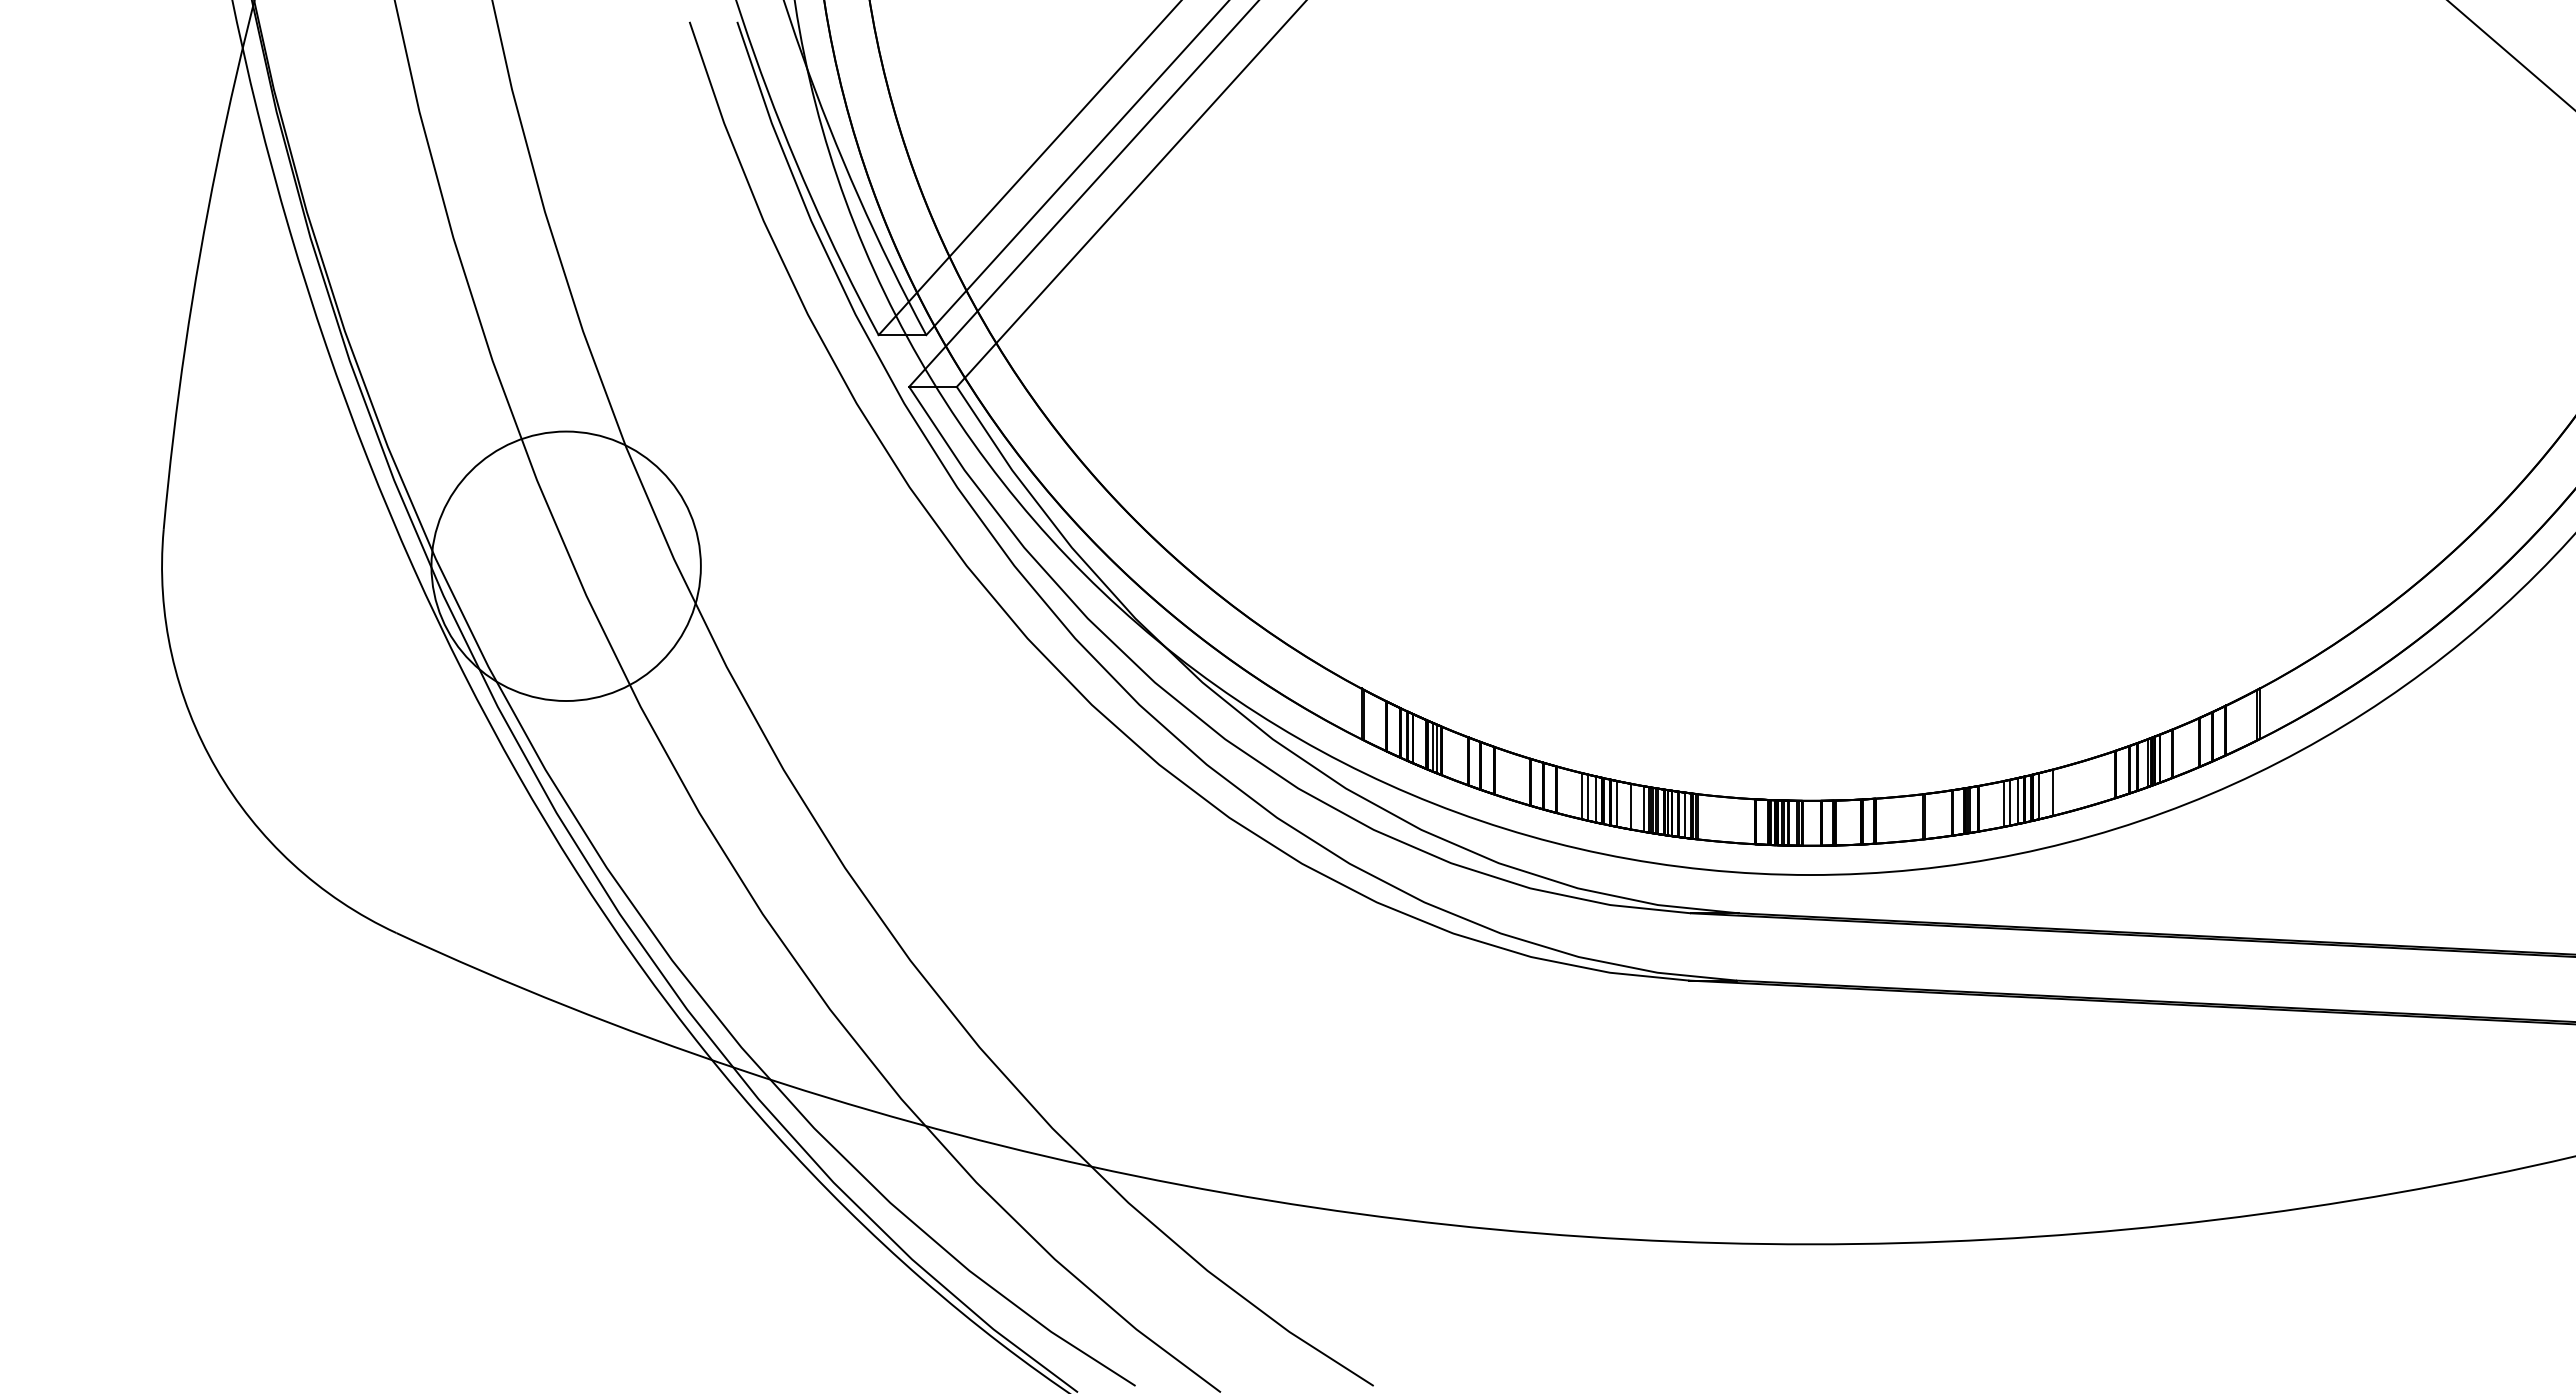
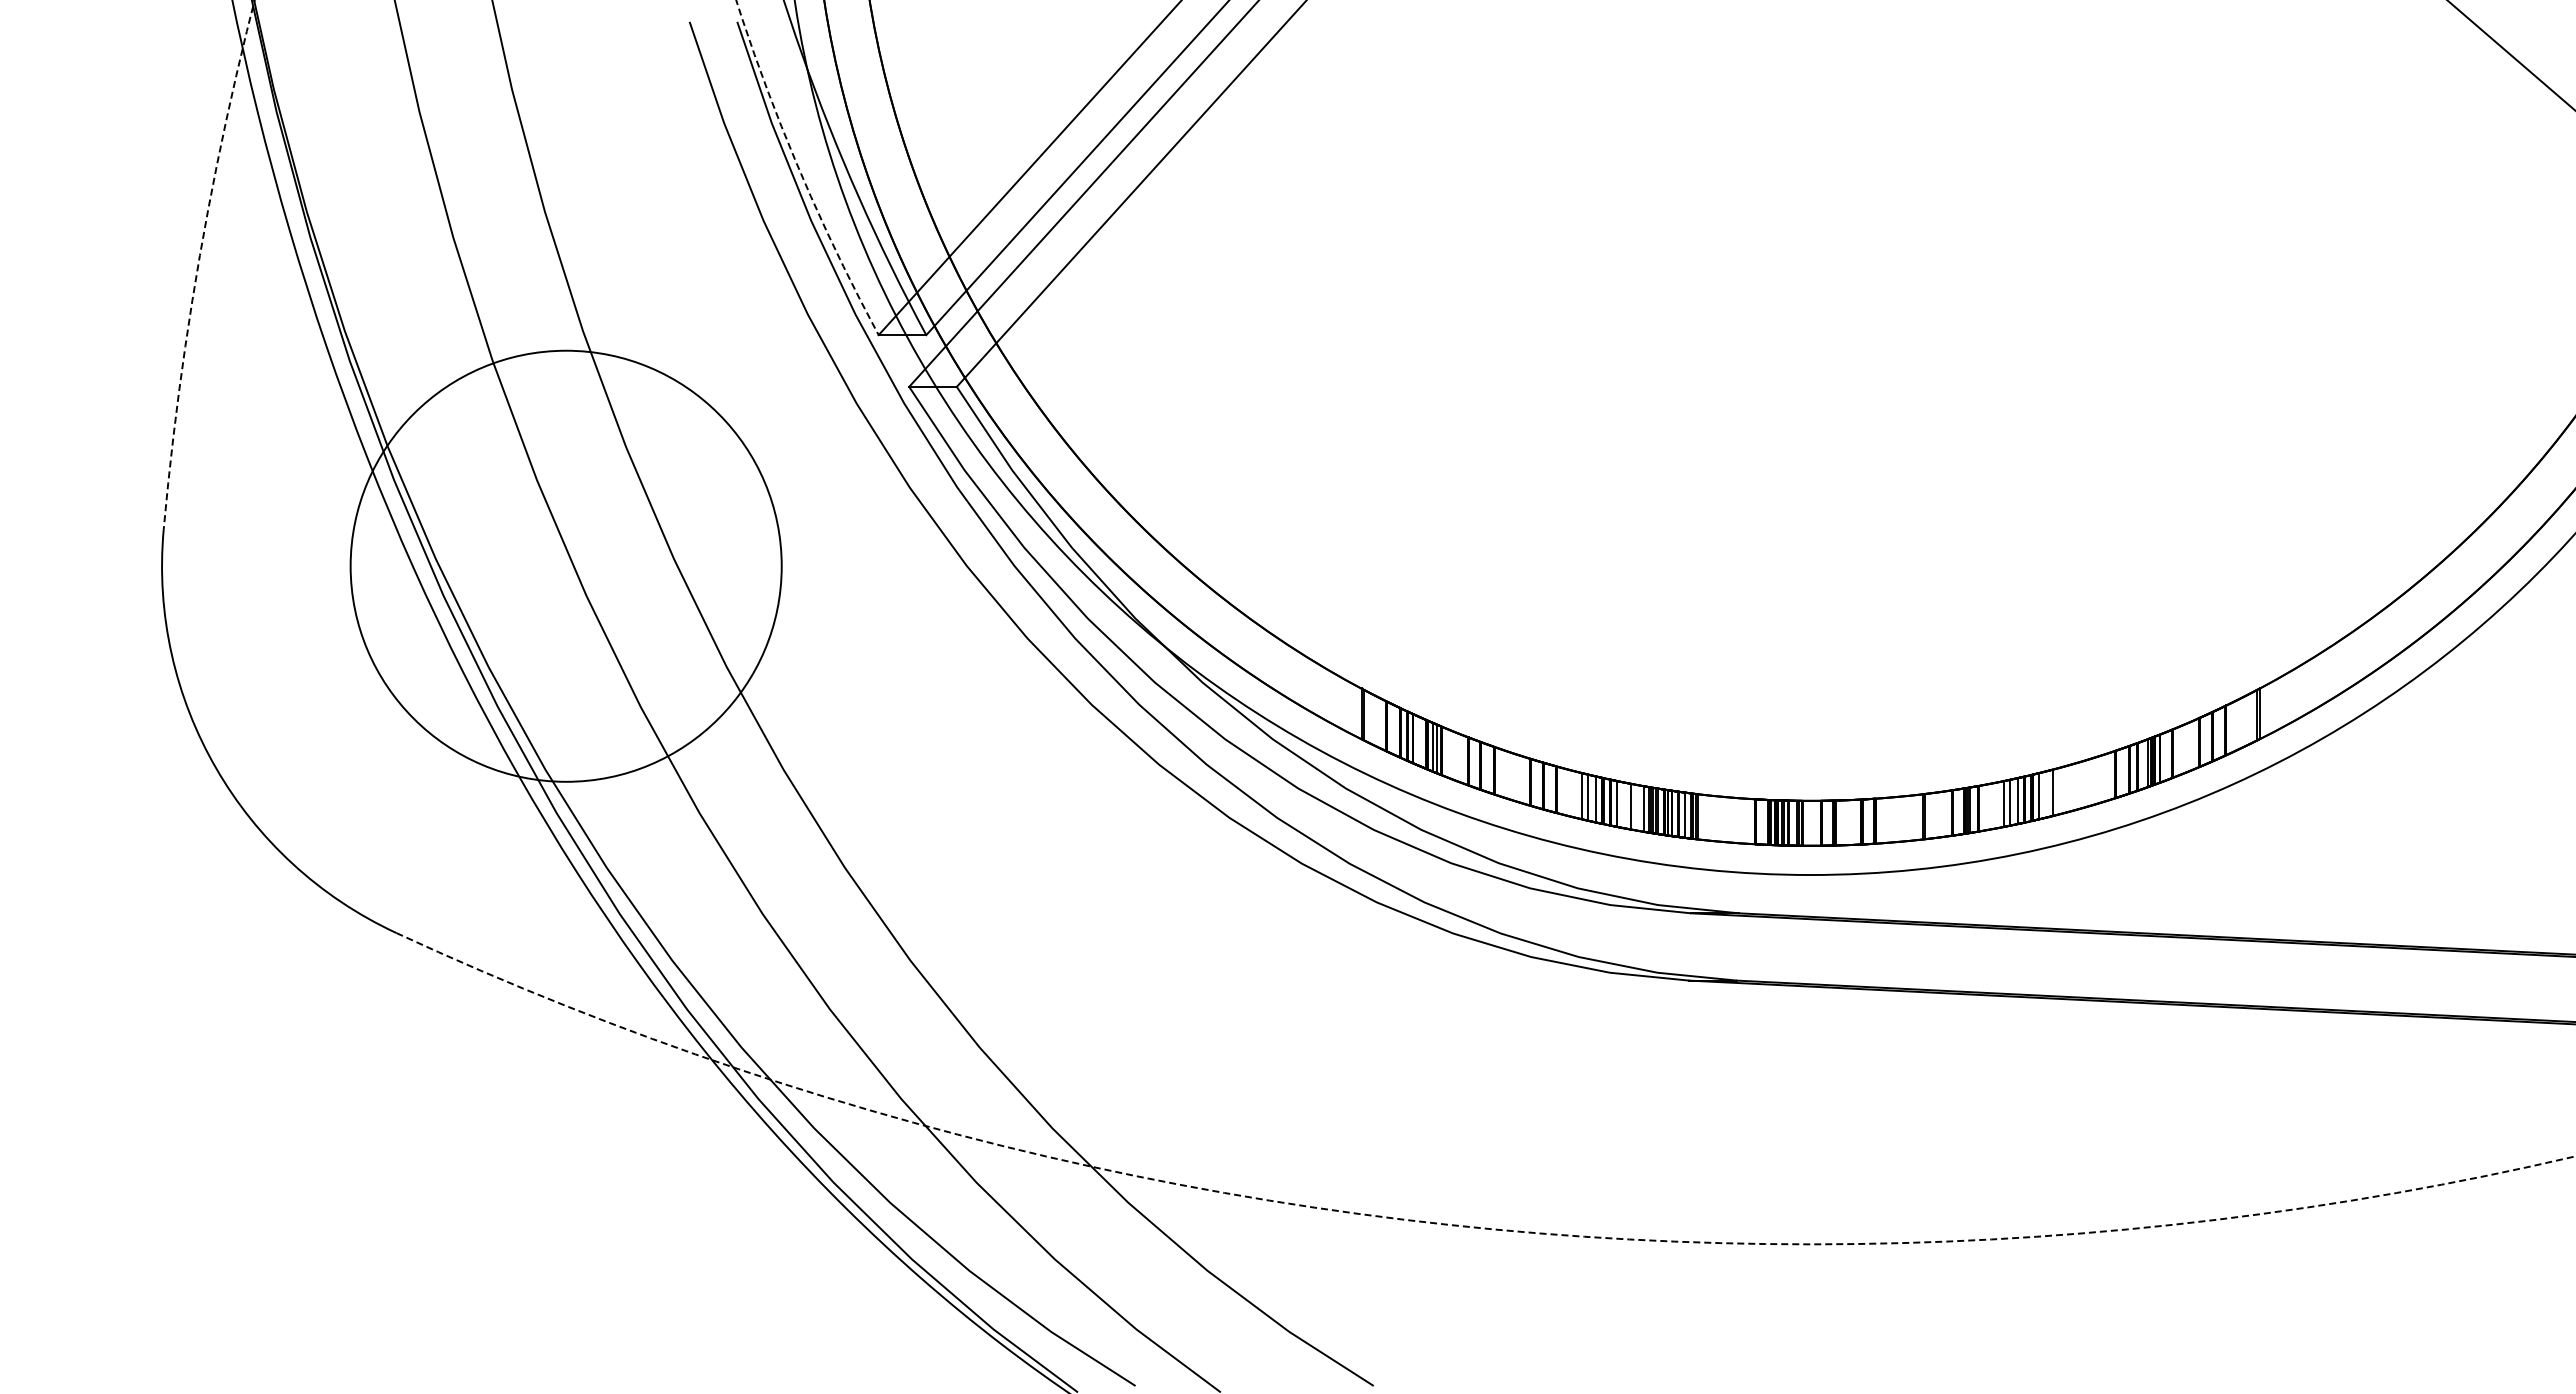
arc: solid -> dashed (799, 170)
arc: solid -> dashed (198, 264)
circle diameter: 269 px -> 431 px (565, 565)
arc: solid -> dashed (1470, 1227)
